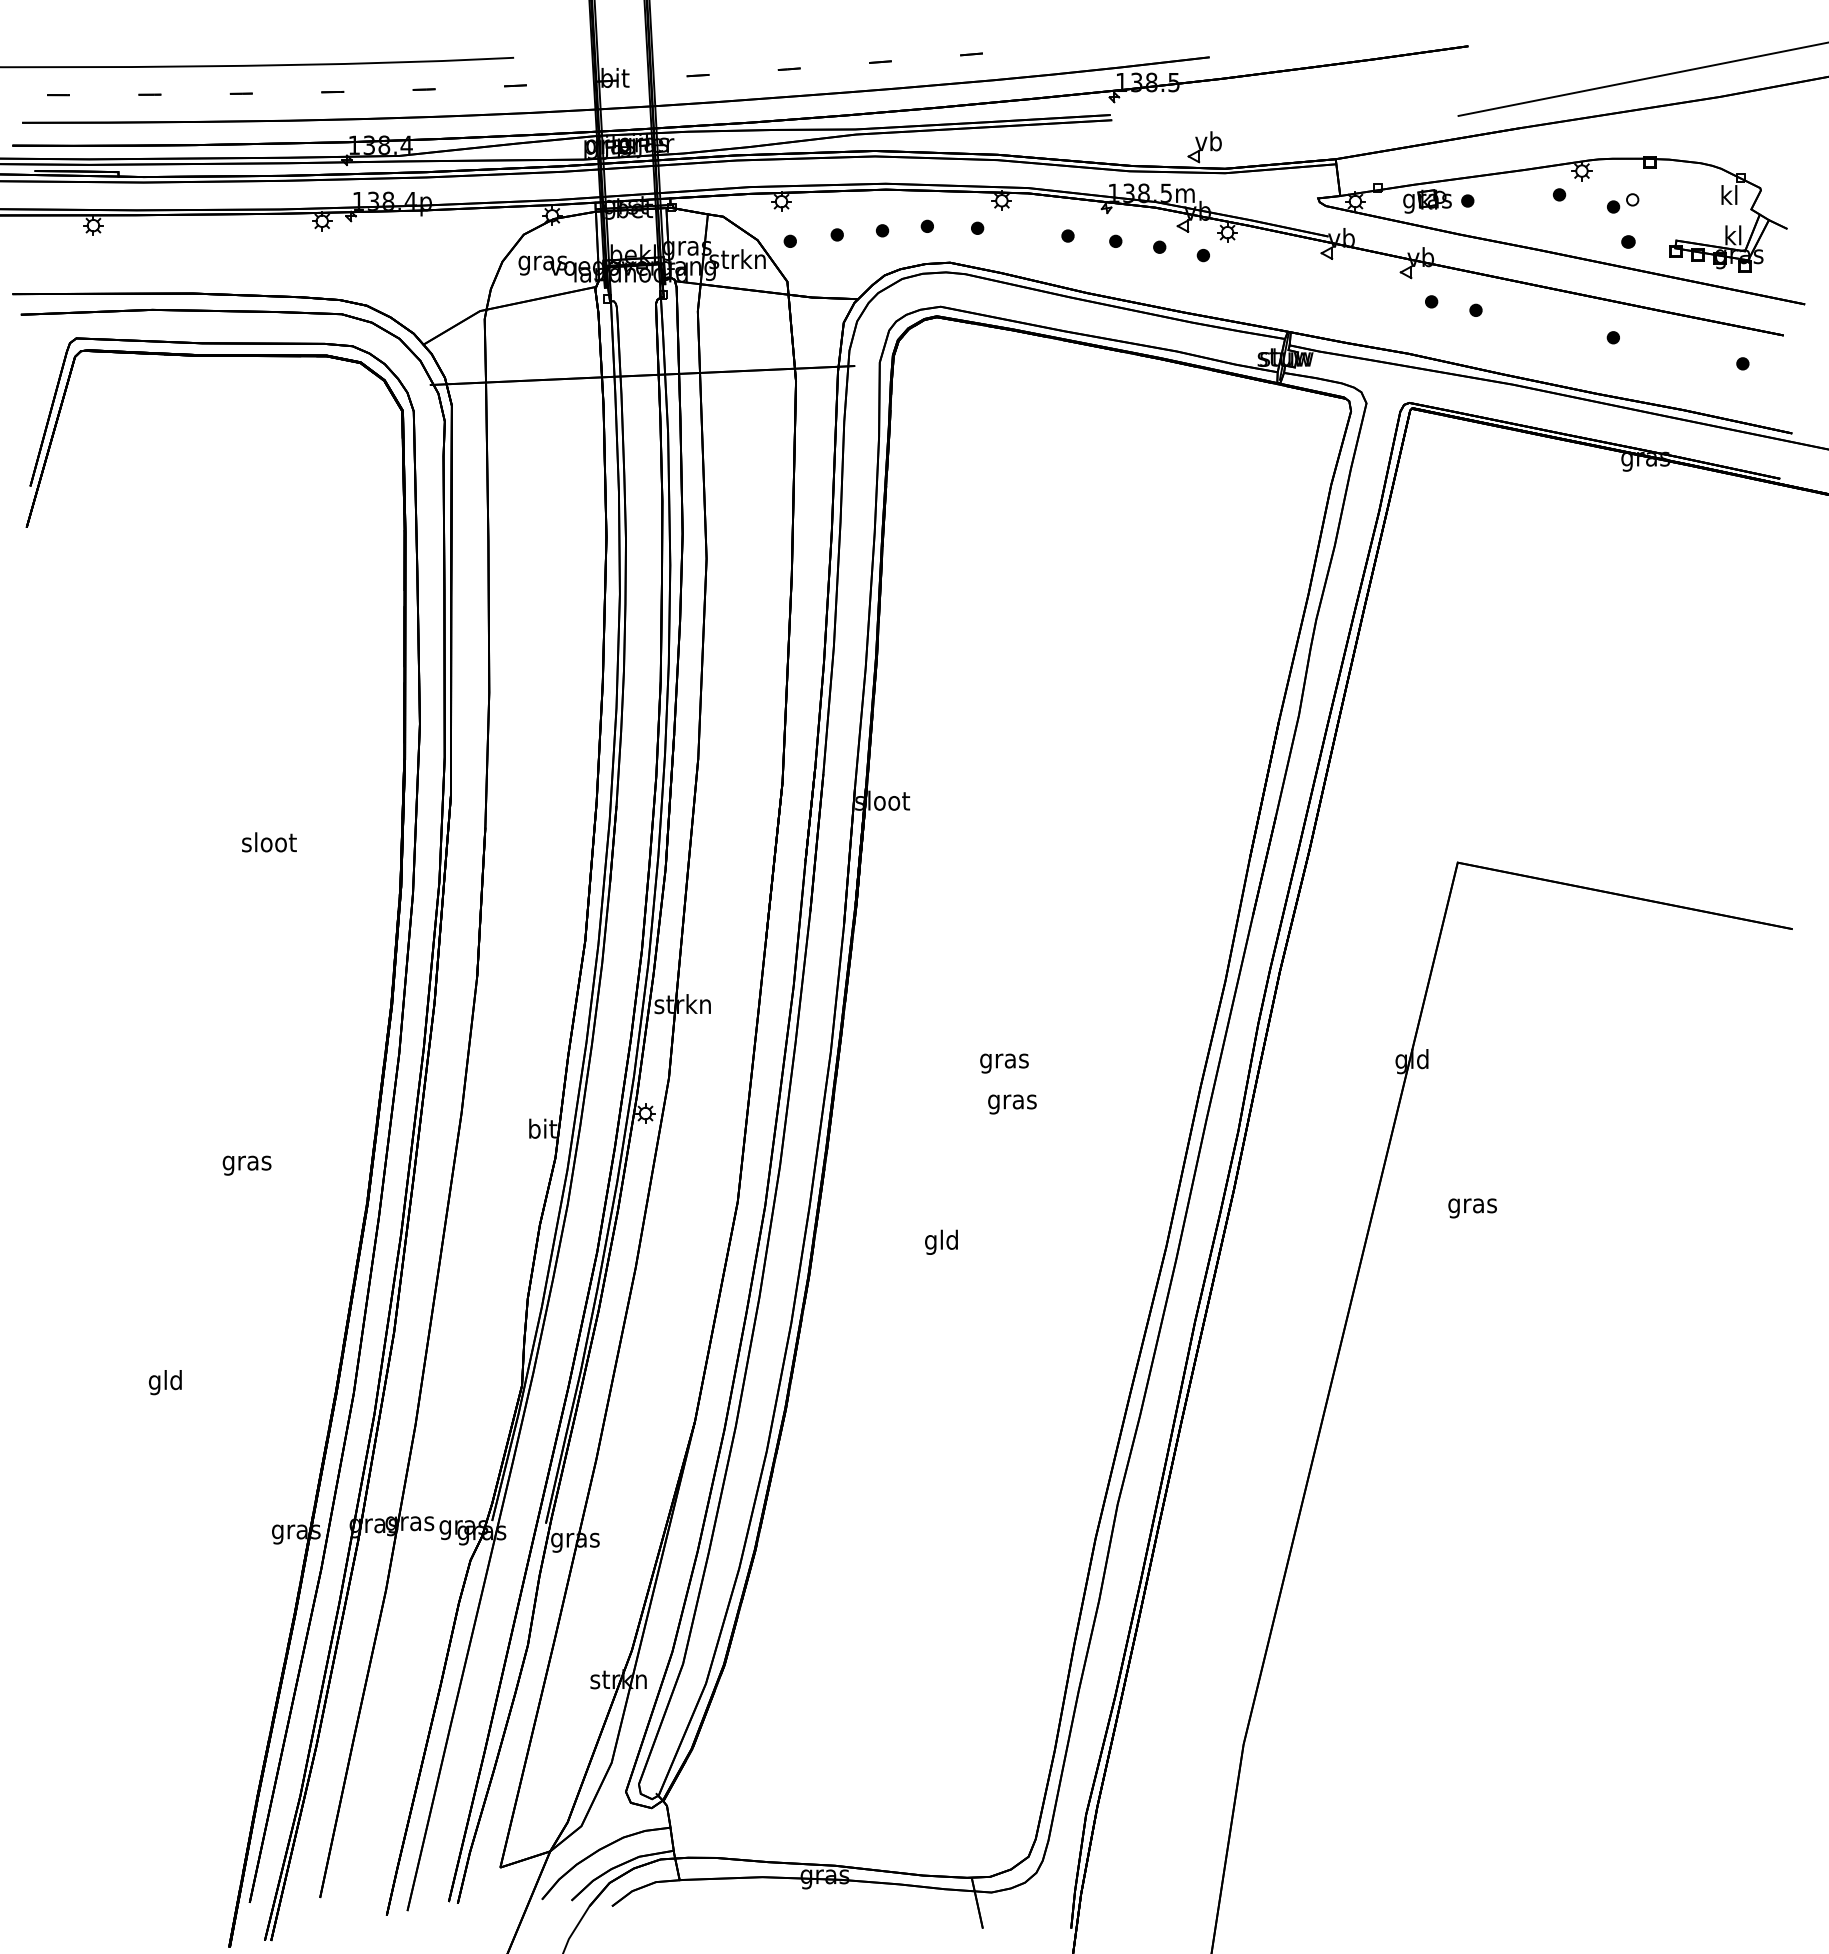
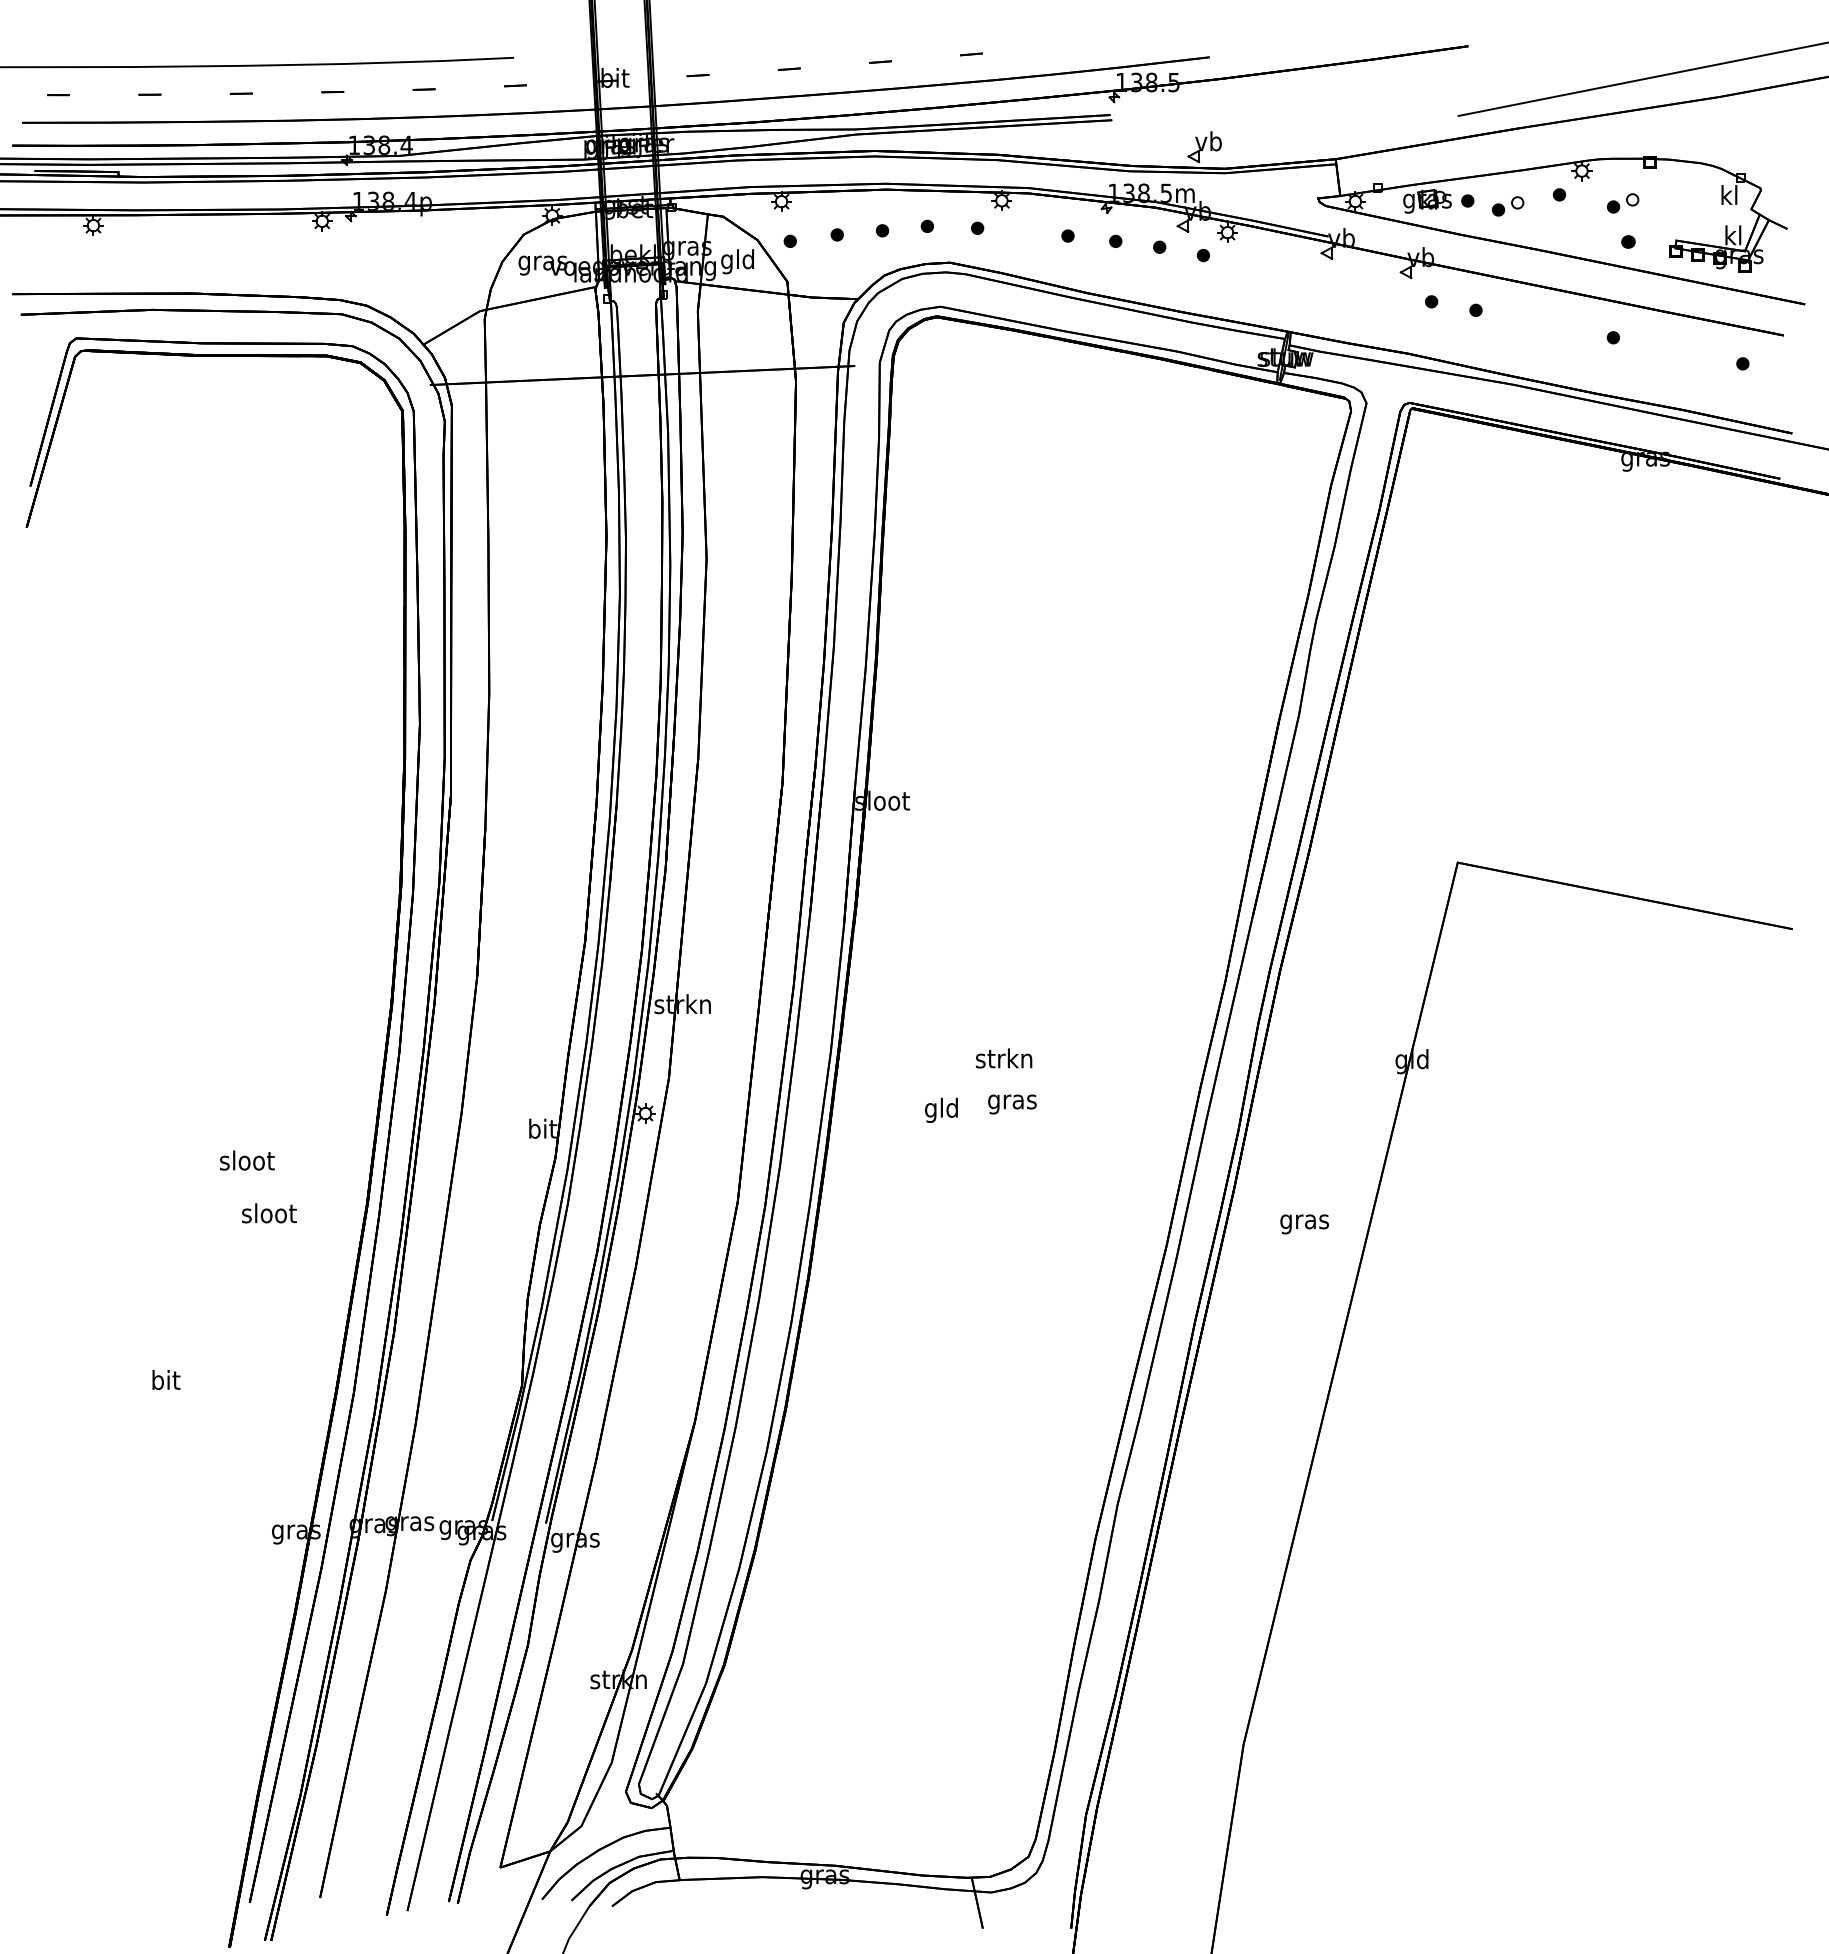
part: none -> present (1508, 206)
text: strkn -> gld (737, 261)
text position: (269, 842) -> (269, 1213) (269, 1213)
text: gras -> strkn (1003, 1060)
text: gras -> sloot (247, 1162)
text position: (1472, 1208) -> (1304, 1224) (1304, 1224)
text position: (941, 1241) -> (941, 1109) (941, 1109)
text: gld -> bit (164, 1382)
